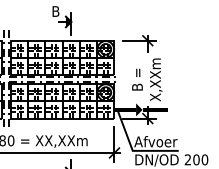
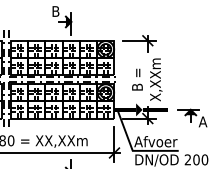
part: none -> present (192, 117)
